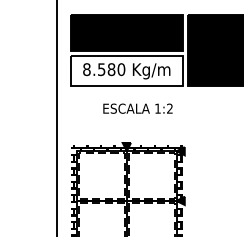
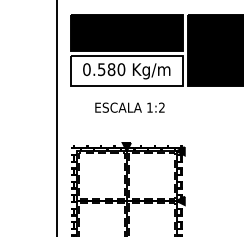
text: 8.580 -> 0.580 (86, 69)
text position: (137, 108) -> (129, 107) (129, 107)
